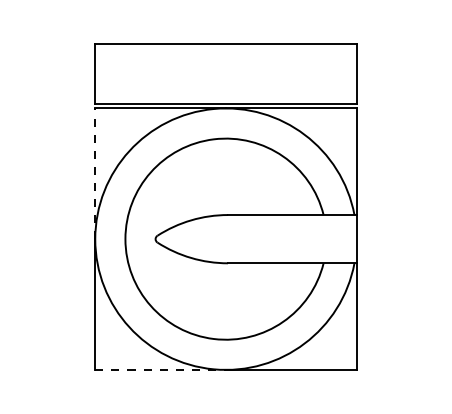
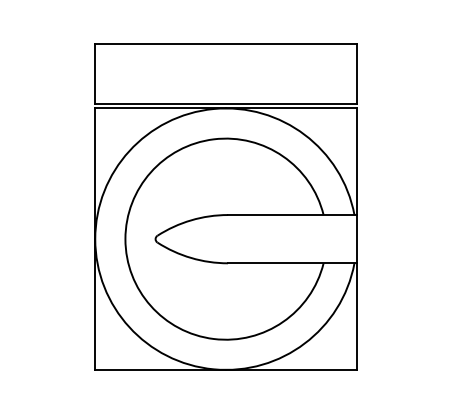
line: dashed -> solid (95, 173)
line: dashed -> solid (161, 369)
